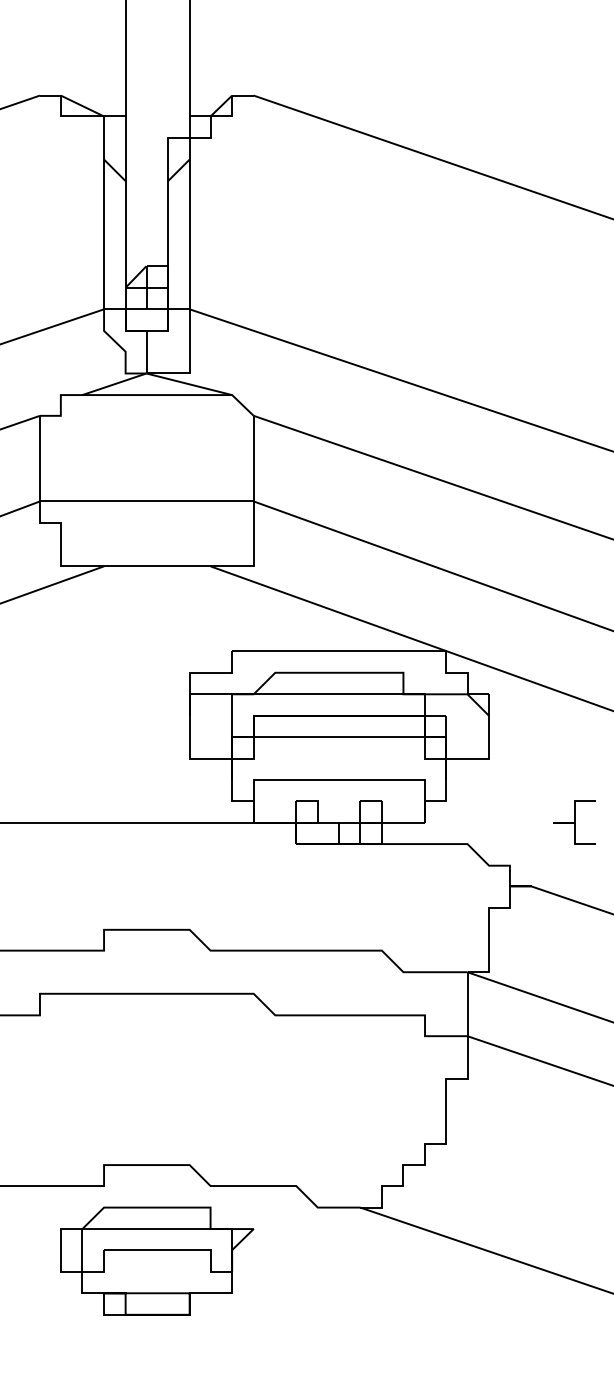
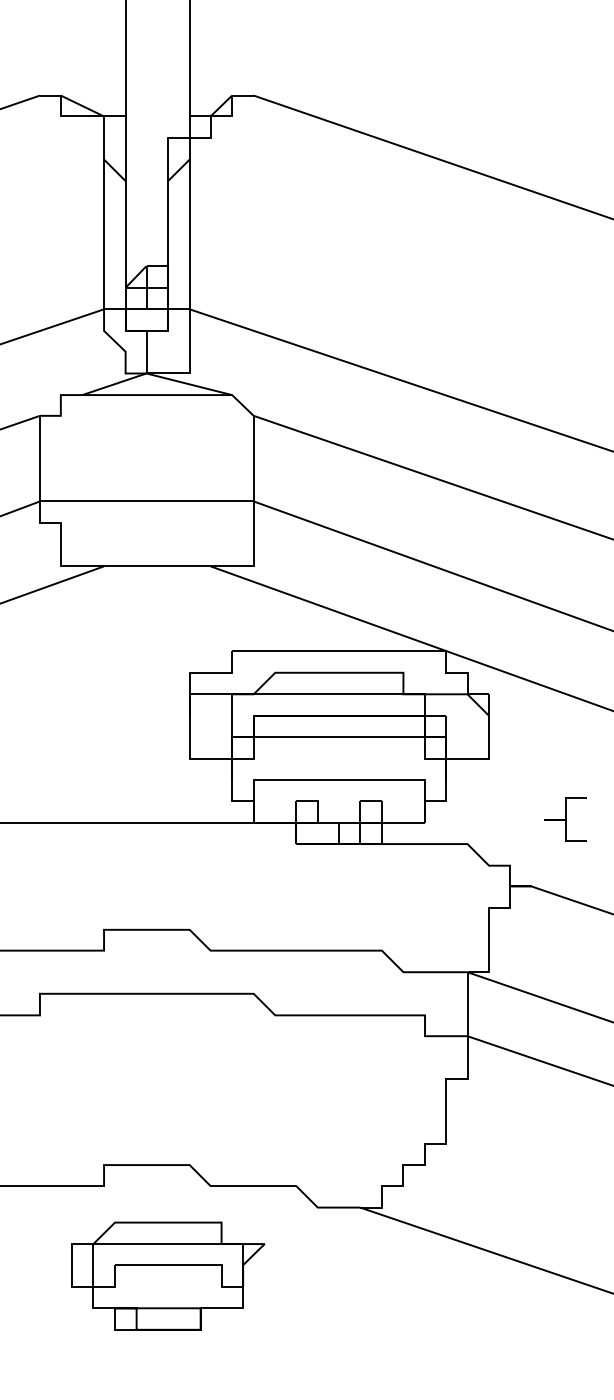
curve position: (574, 822) -> (565, 819) (565, 819)
part position: (157, 1260) -> (168, 1275) (168, 1275)
